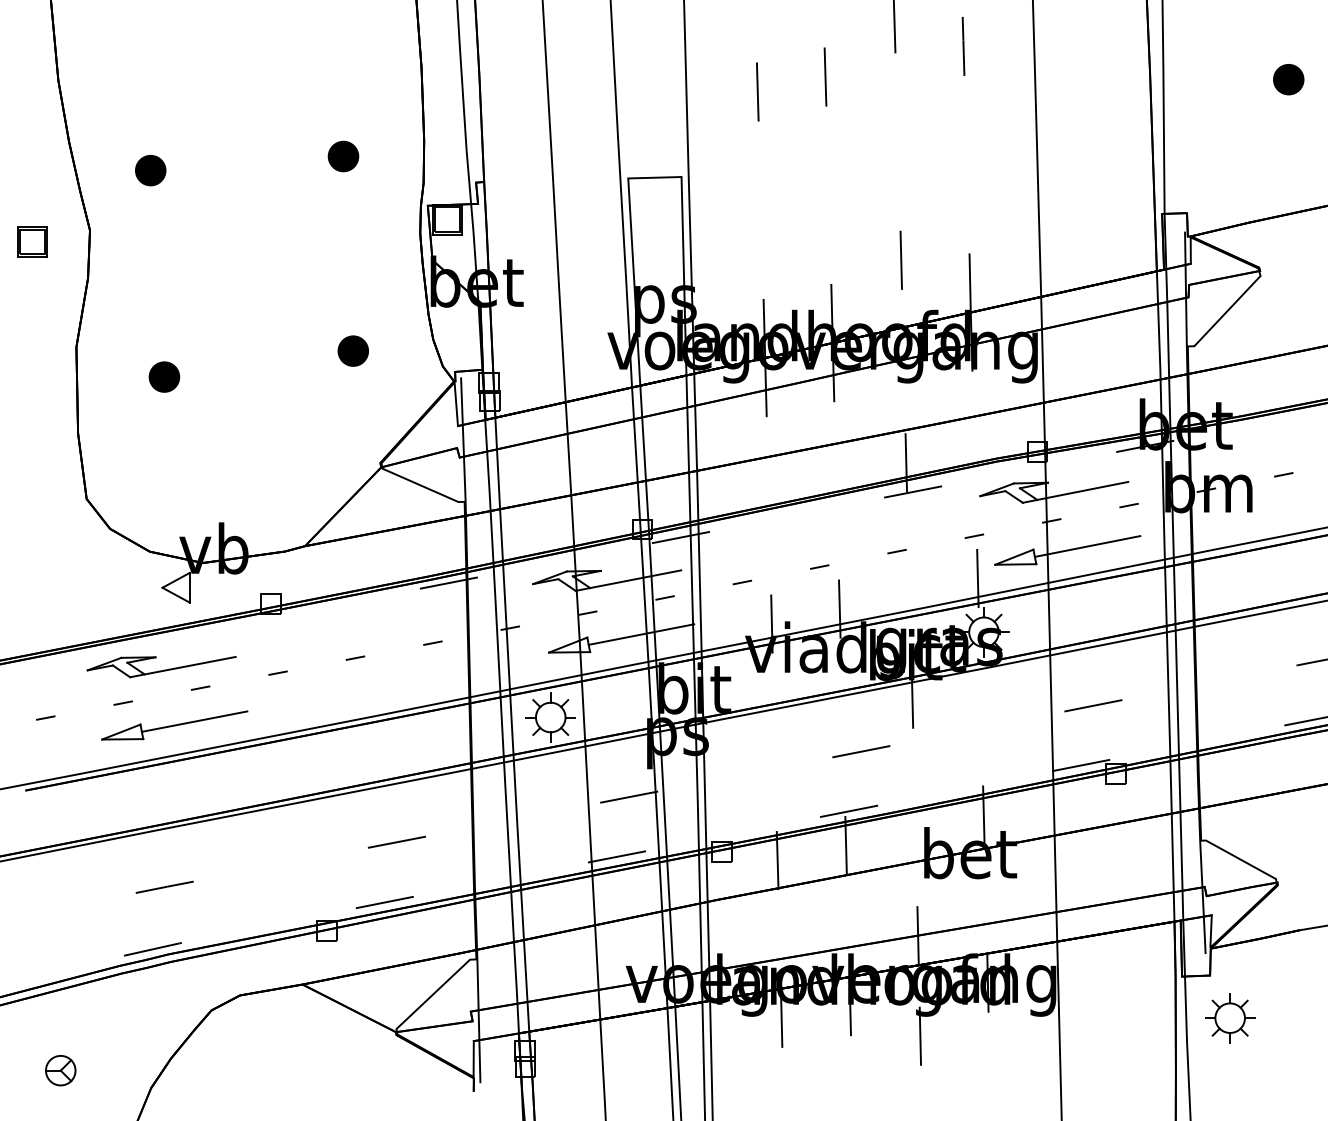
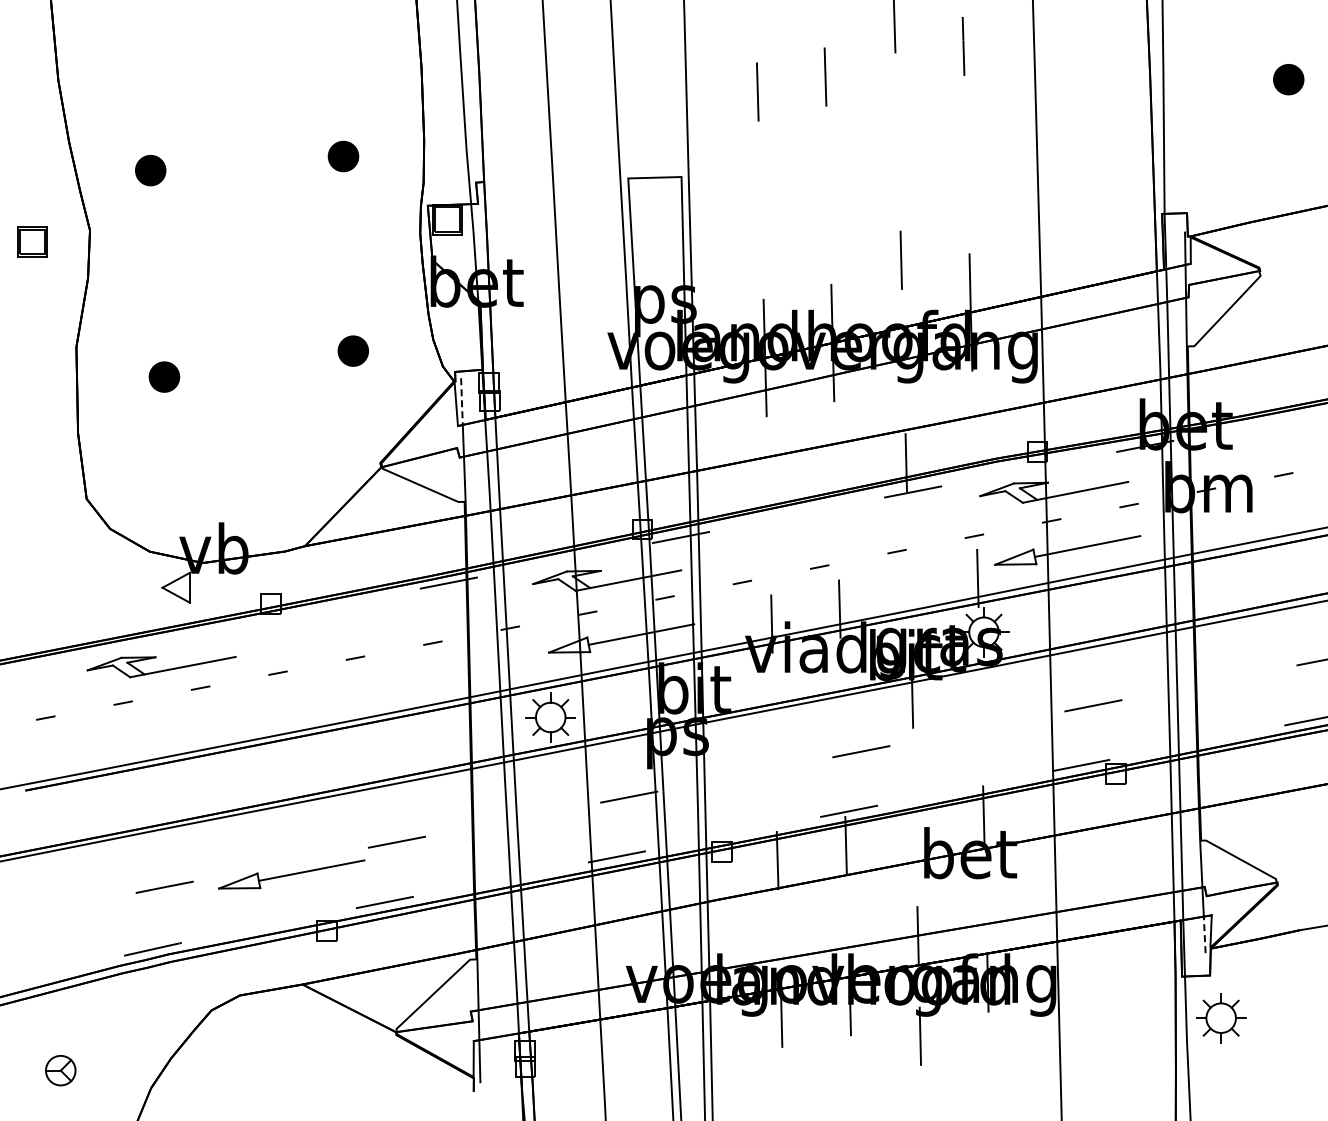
line: solid -> dashed (461, 402)
part position: (174, 725) -> (291, 874) (291, 874)
line: solid -> dashed (1204, 934)
part position: (1230, 1018) -> (1221, 1018) (1221, 1018)
